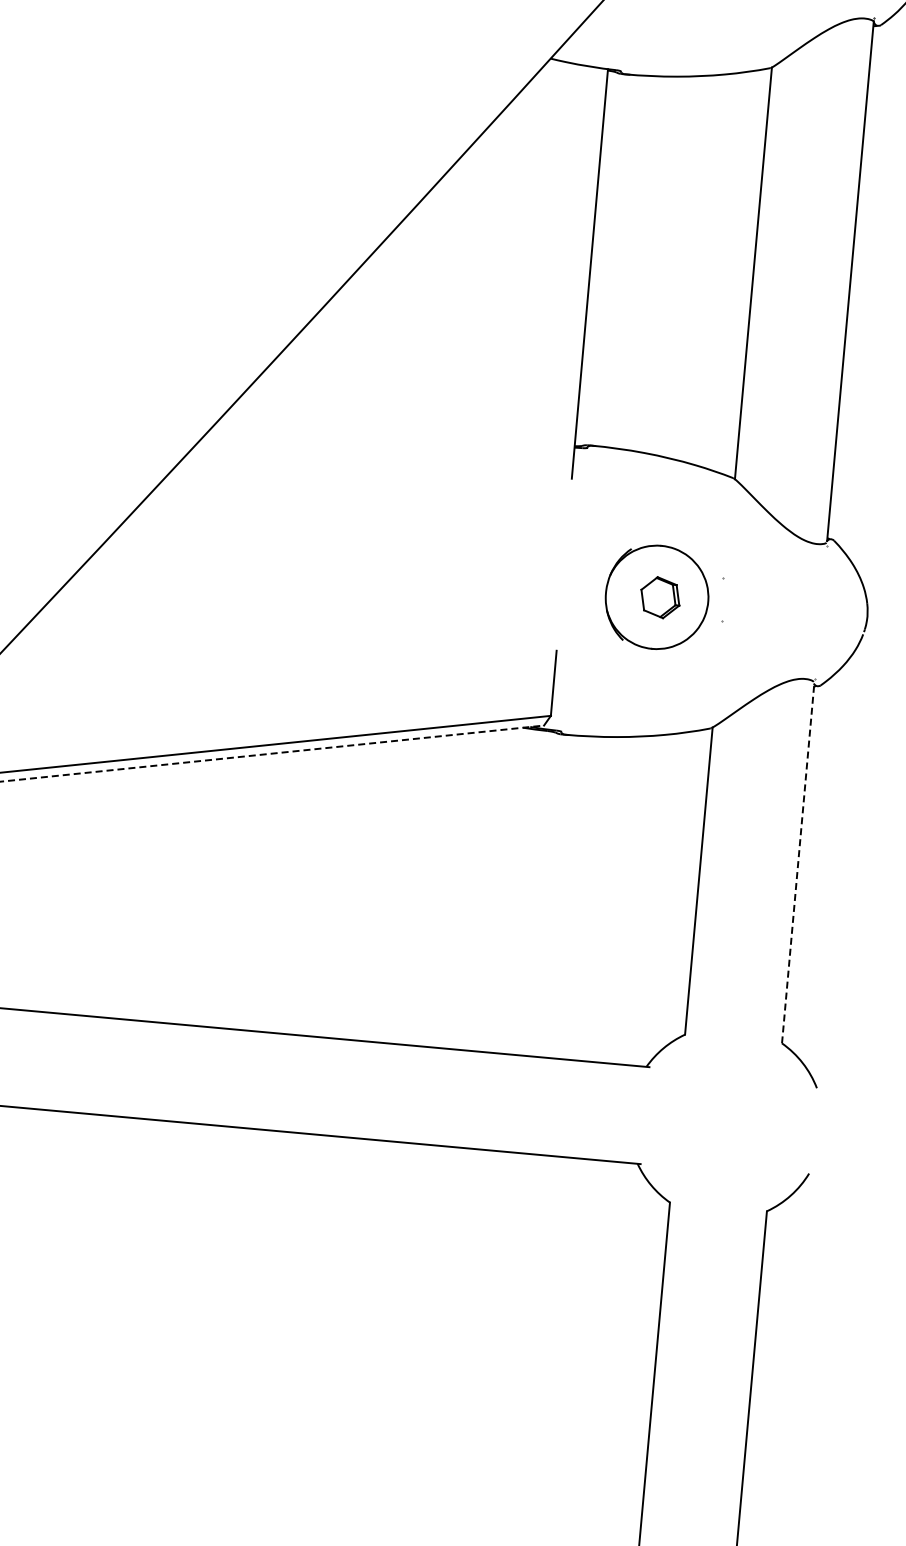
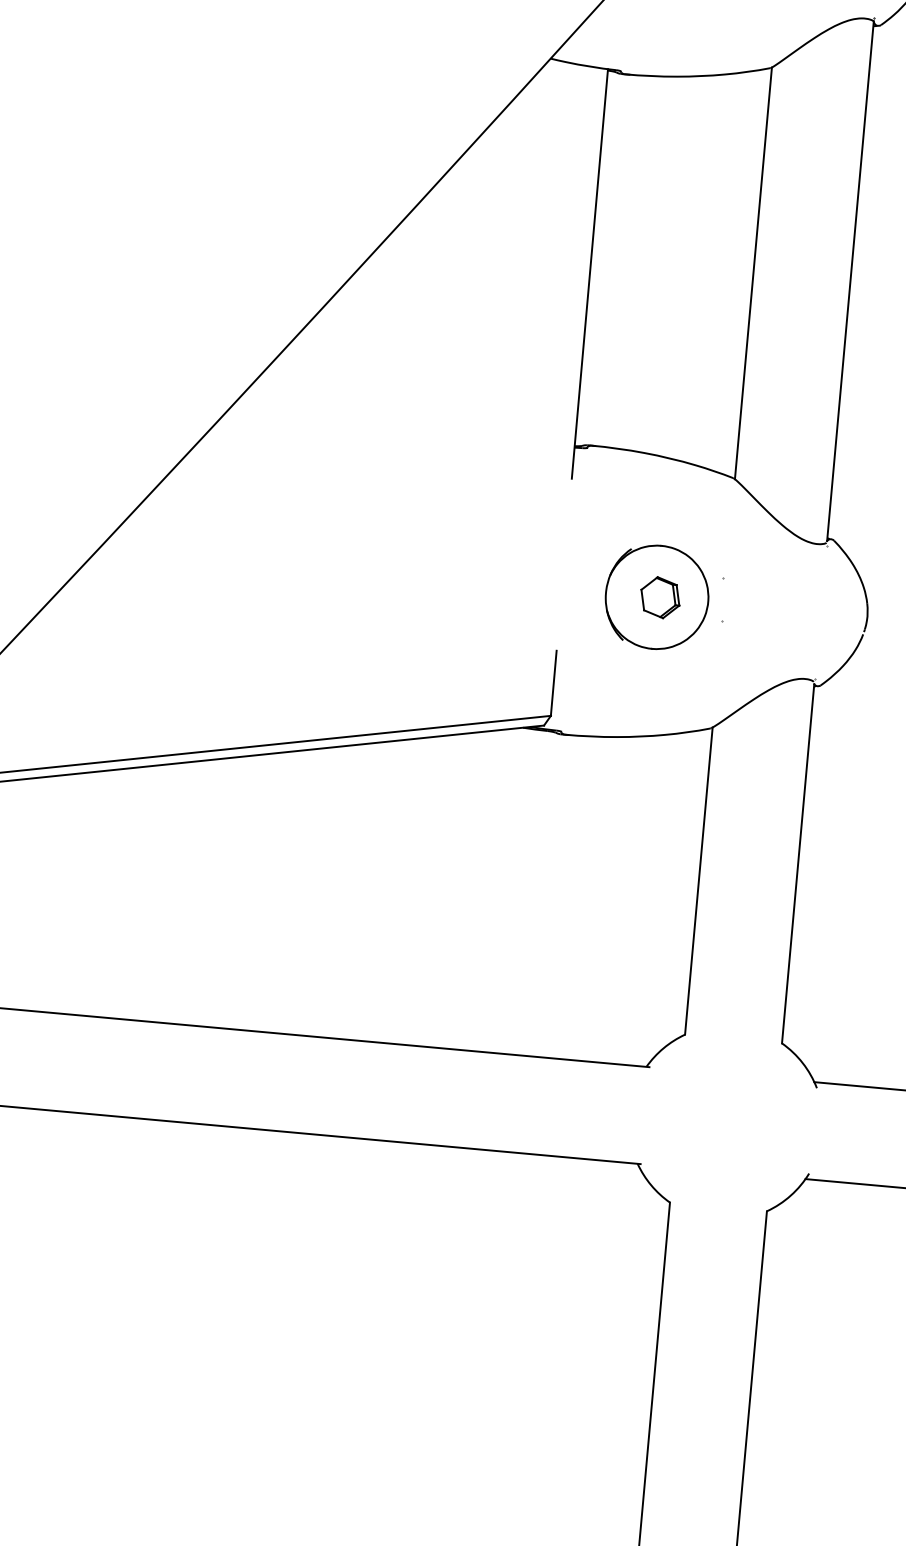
line: dashed -> solid (272, 753)
line: dashed -> solid (798, 863)
line: none -> present (858, 1086)
line: none -> present (853, 1183)
